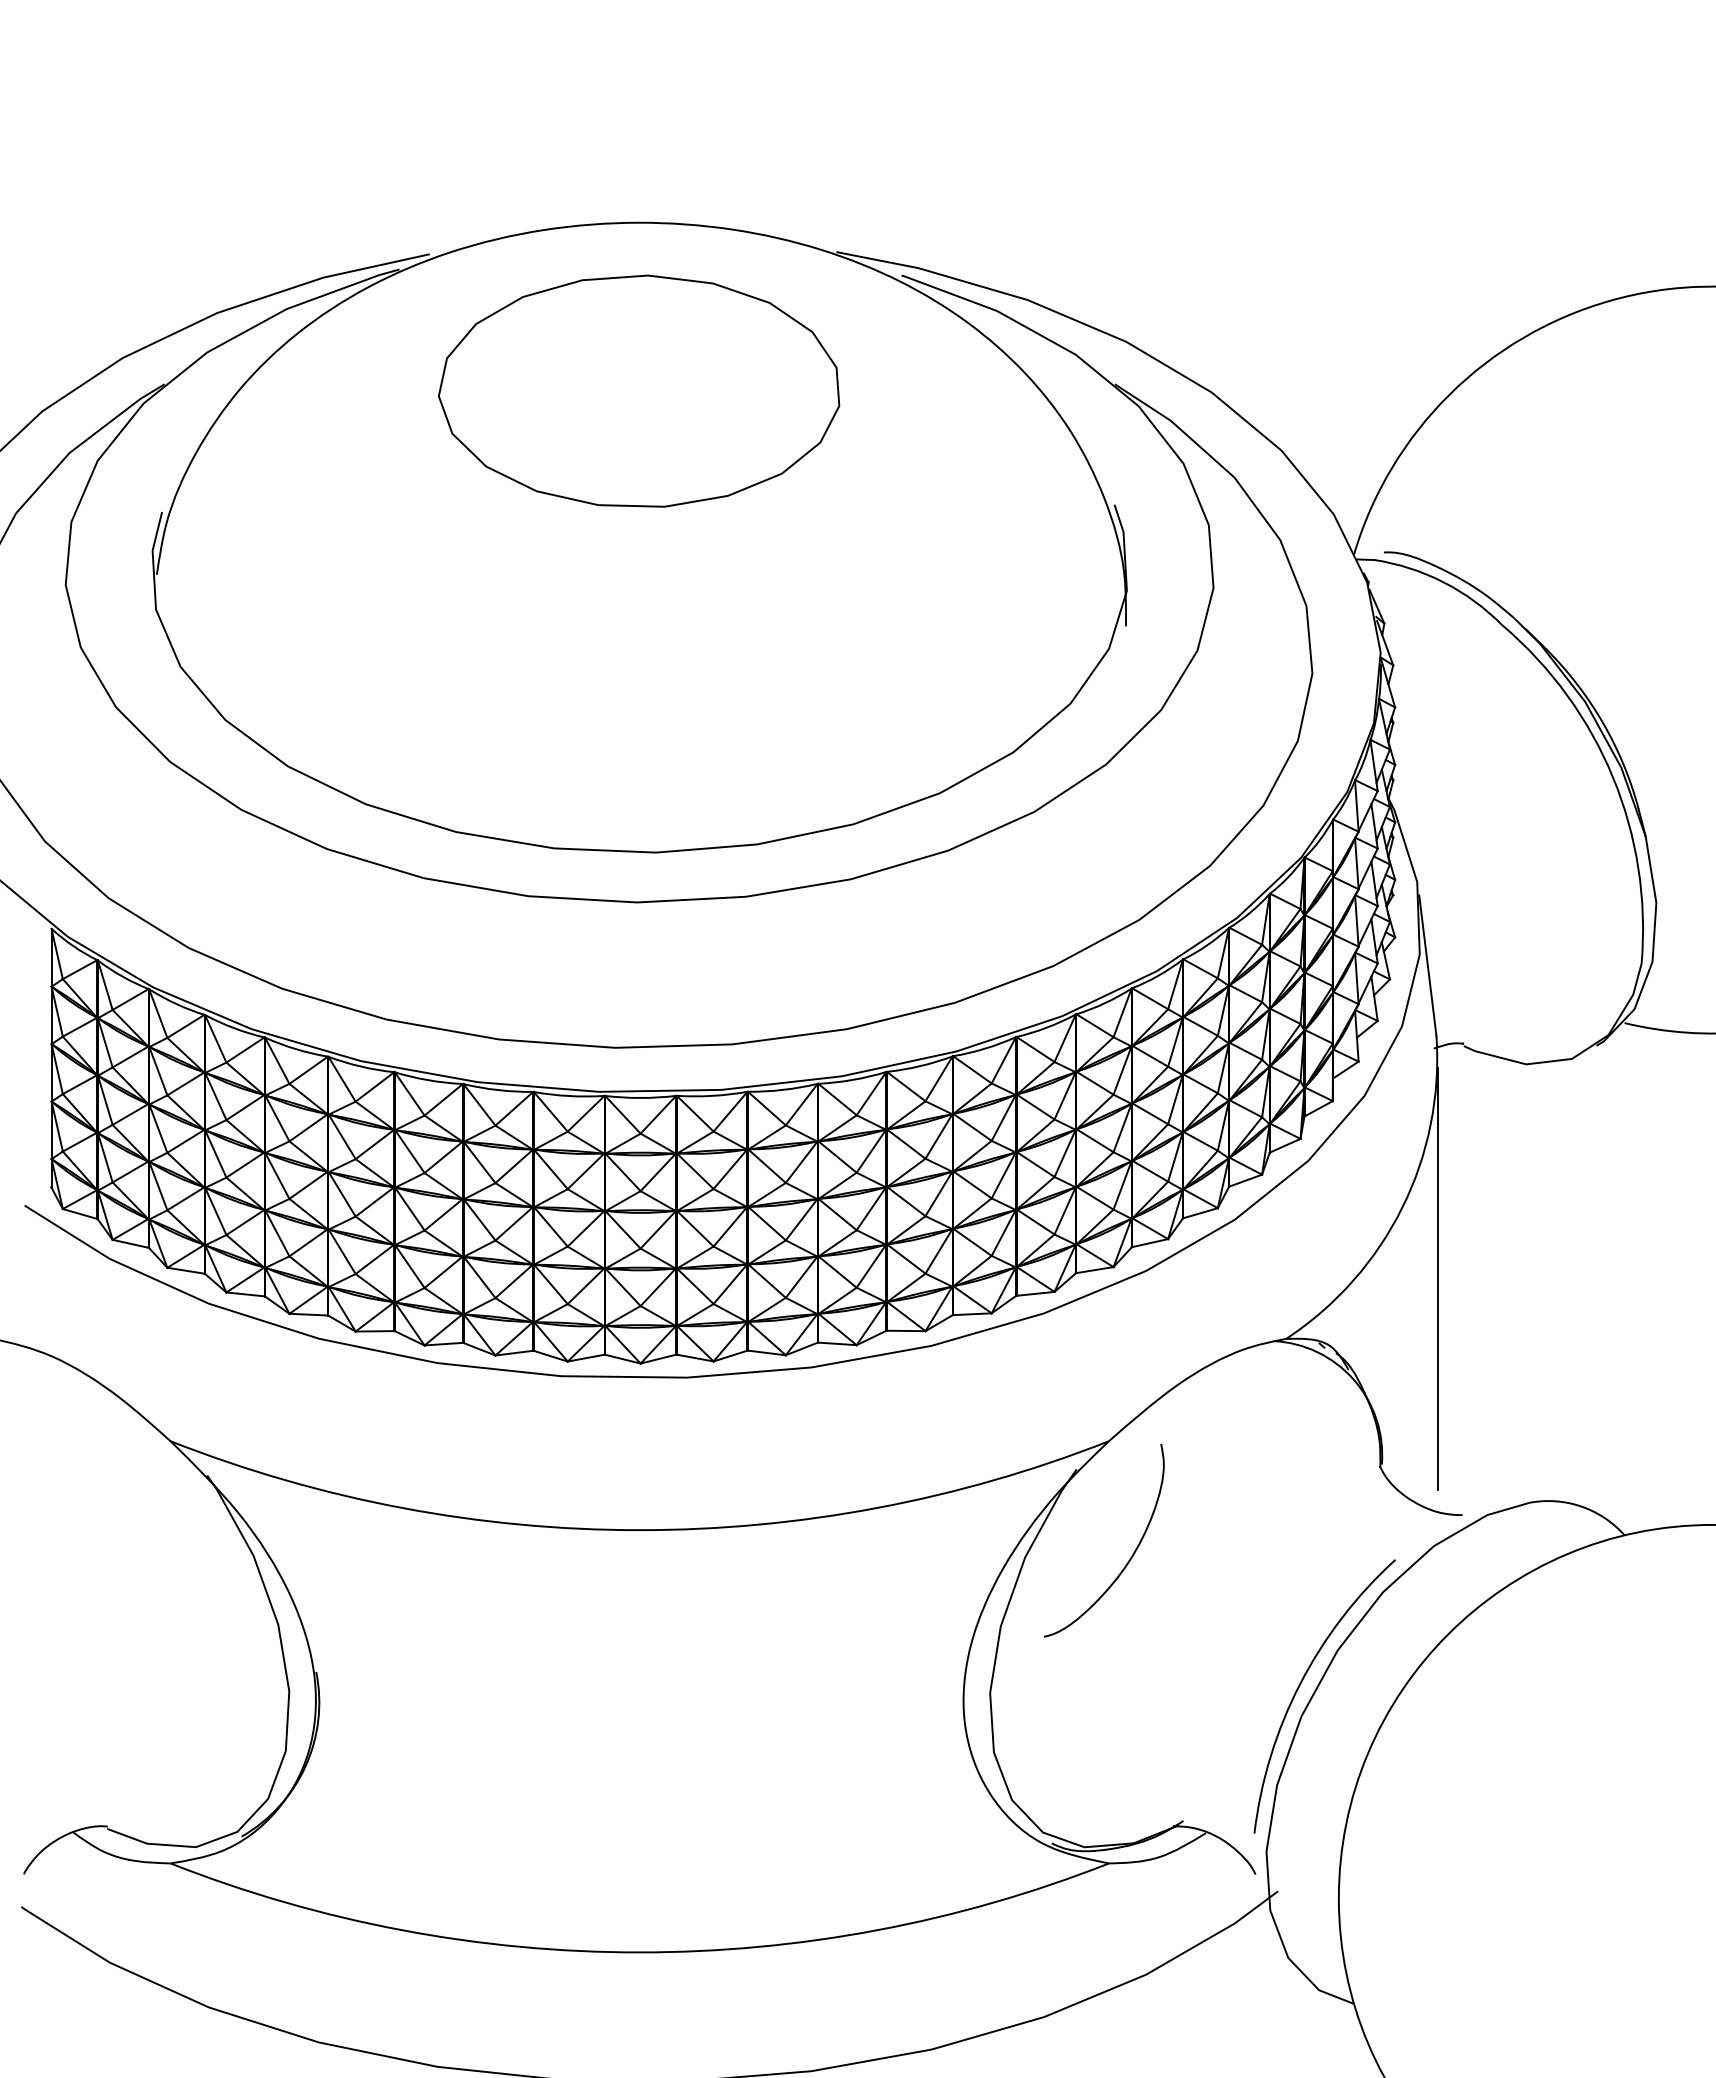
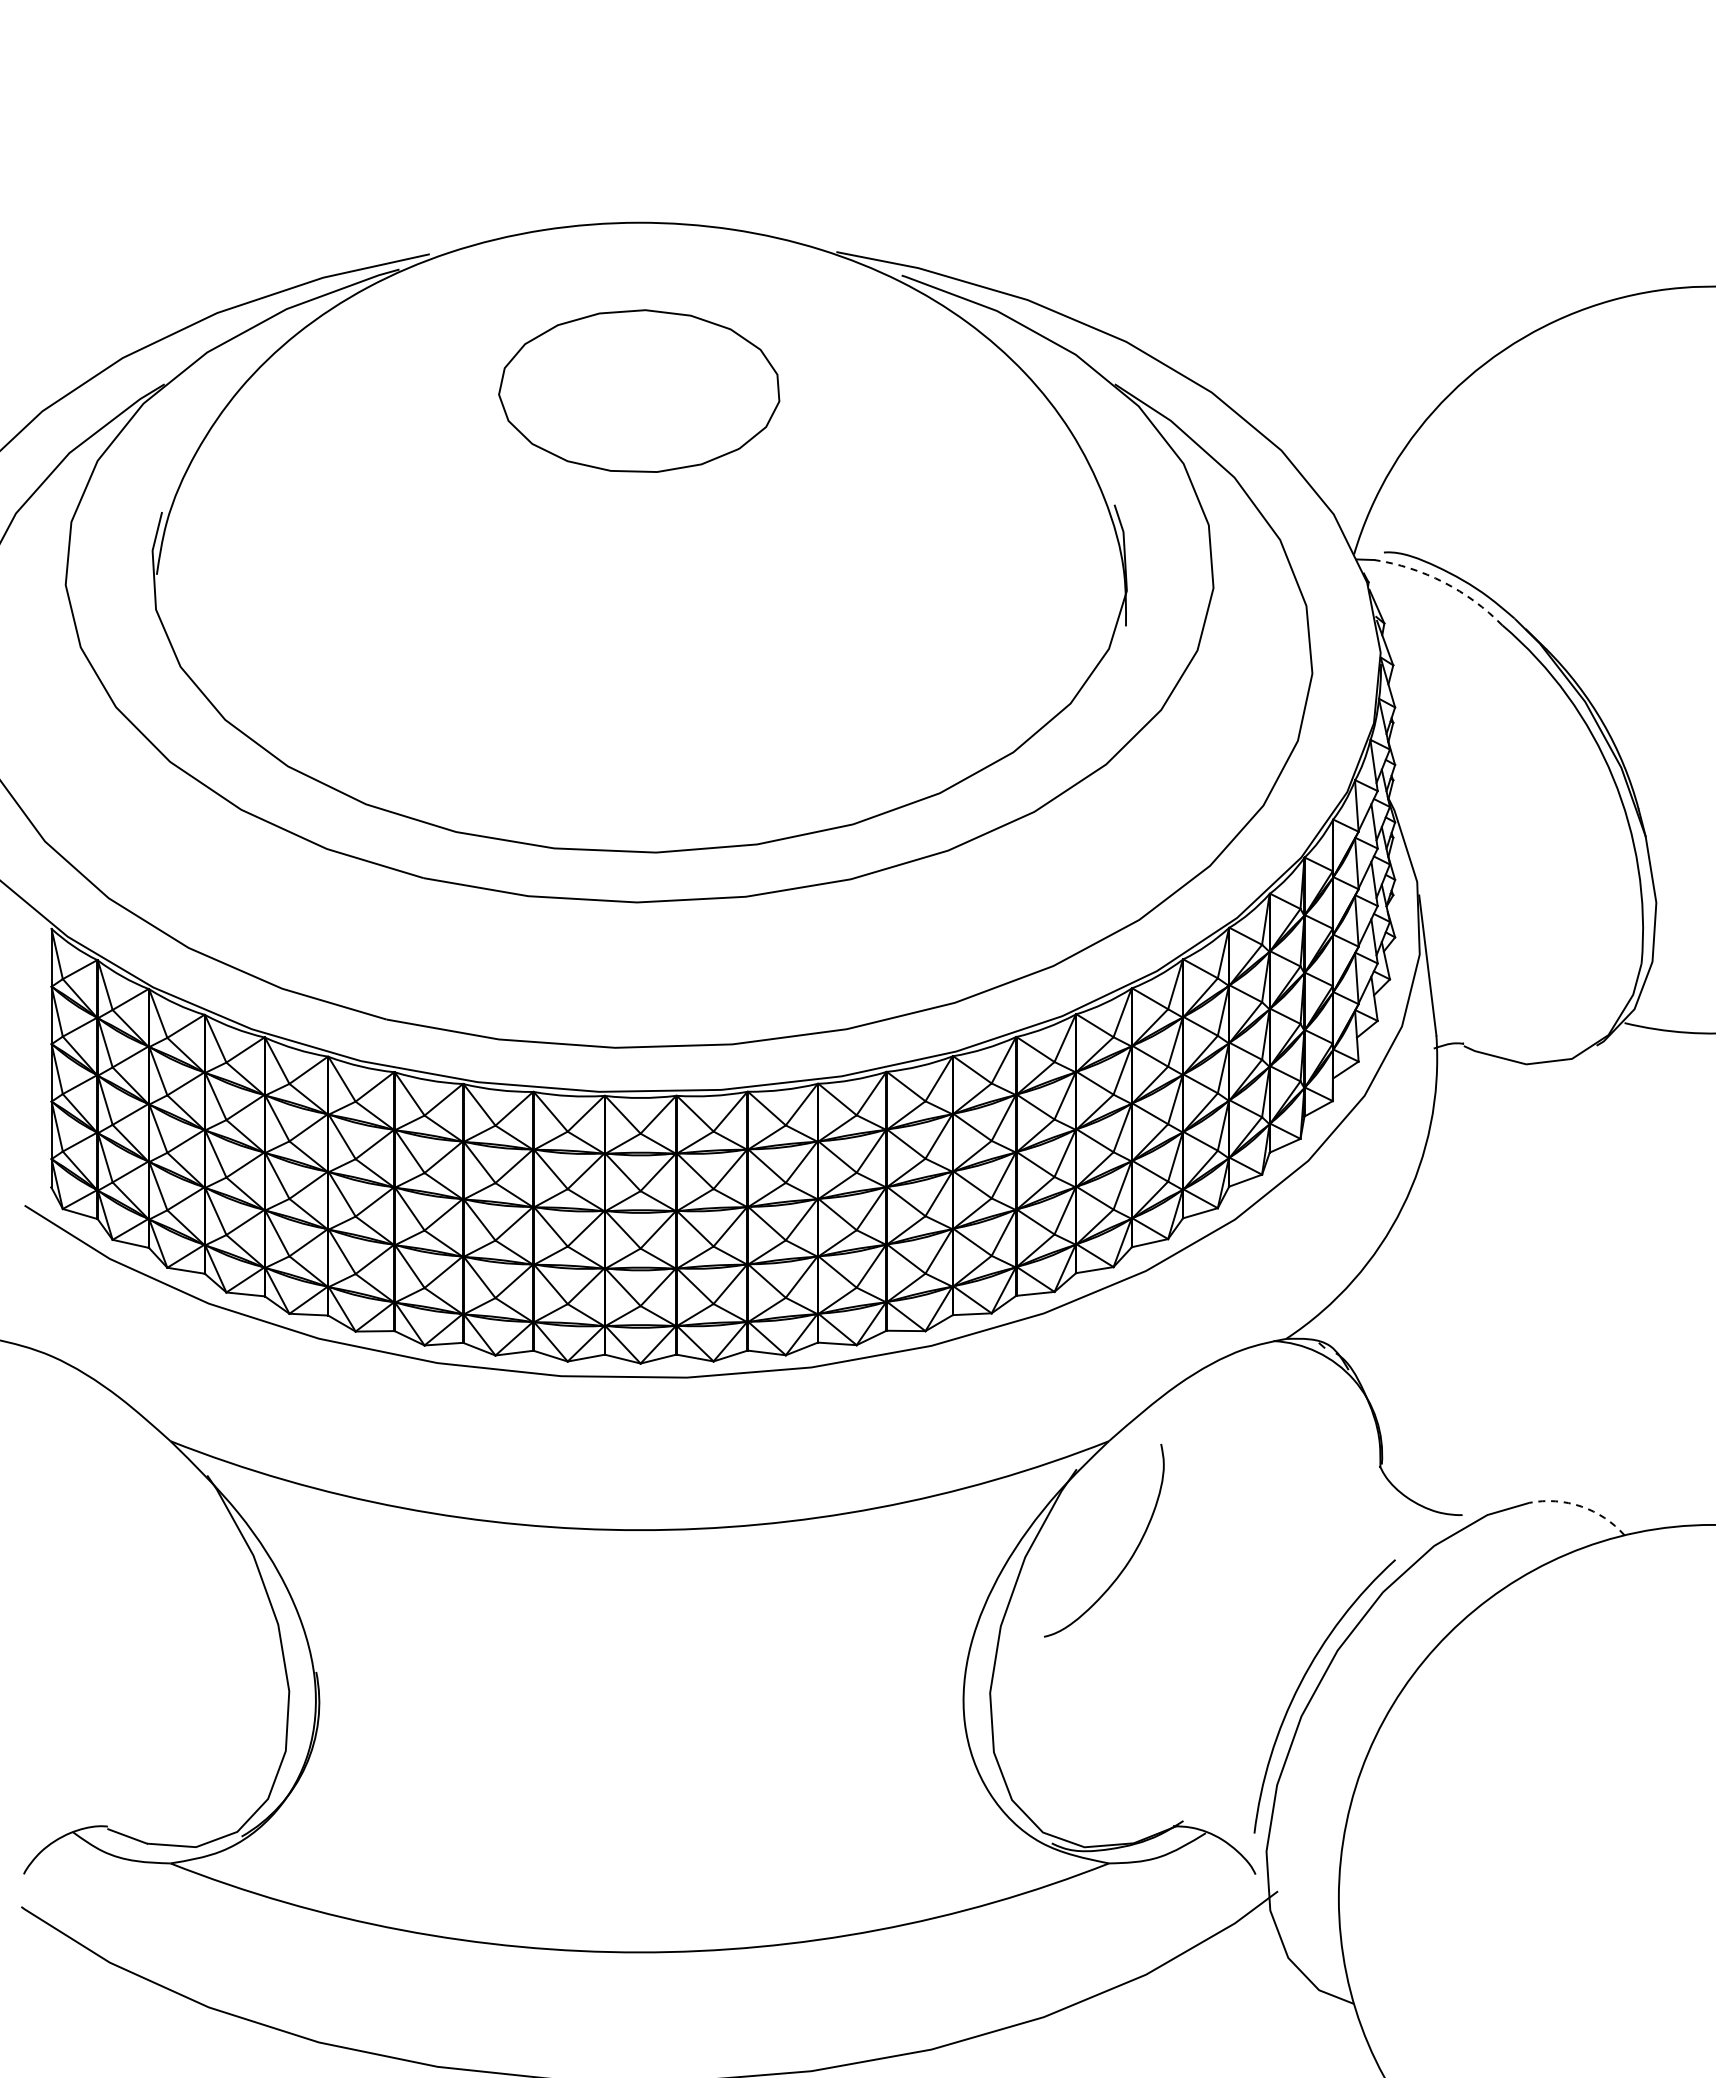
part size: 403x234 px -> 283x164 px (639, 390)
arc: solid -> dashed (1443, 582)
line: present -> none (1438, 1279)
arc: solid -> dashed (1581, 1506)
